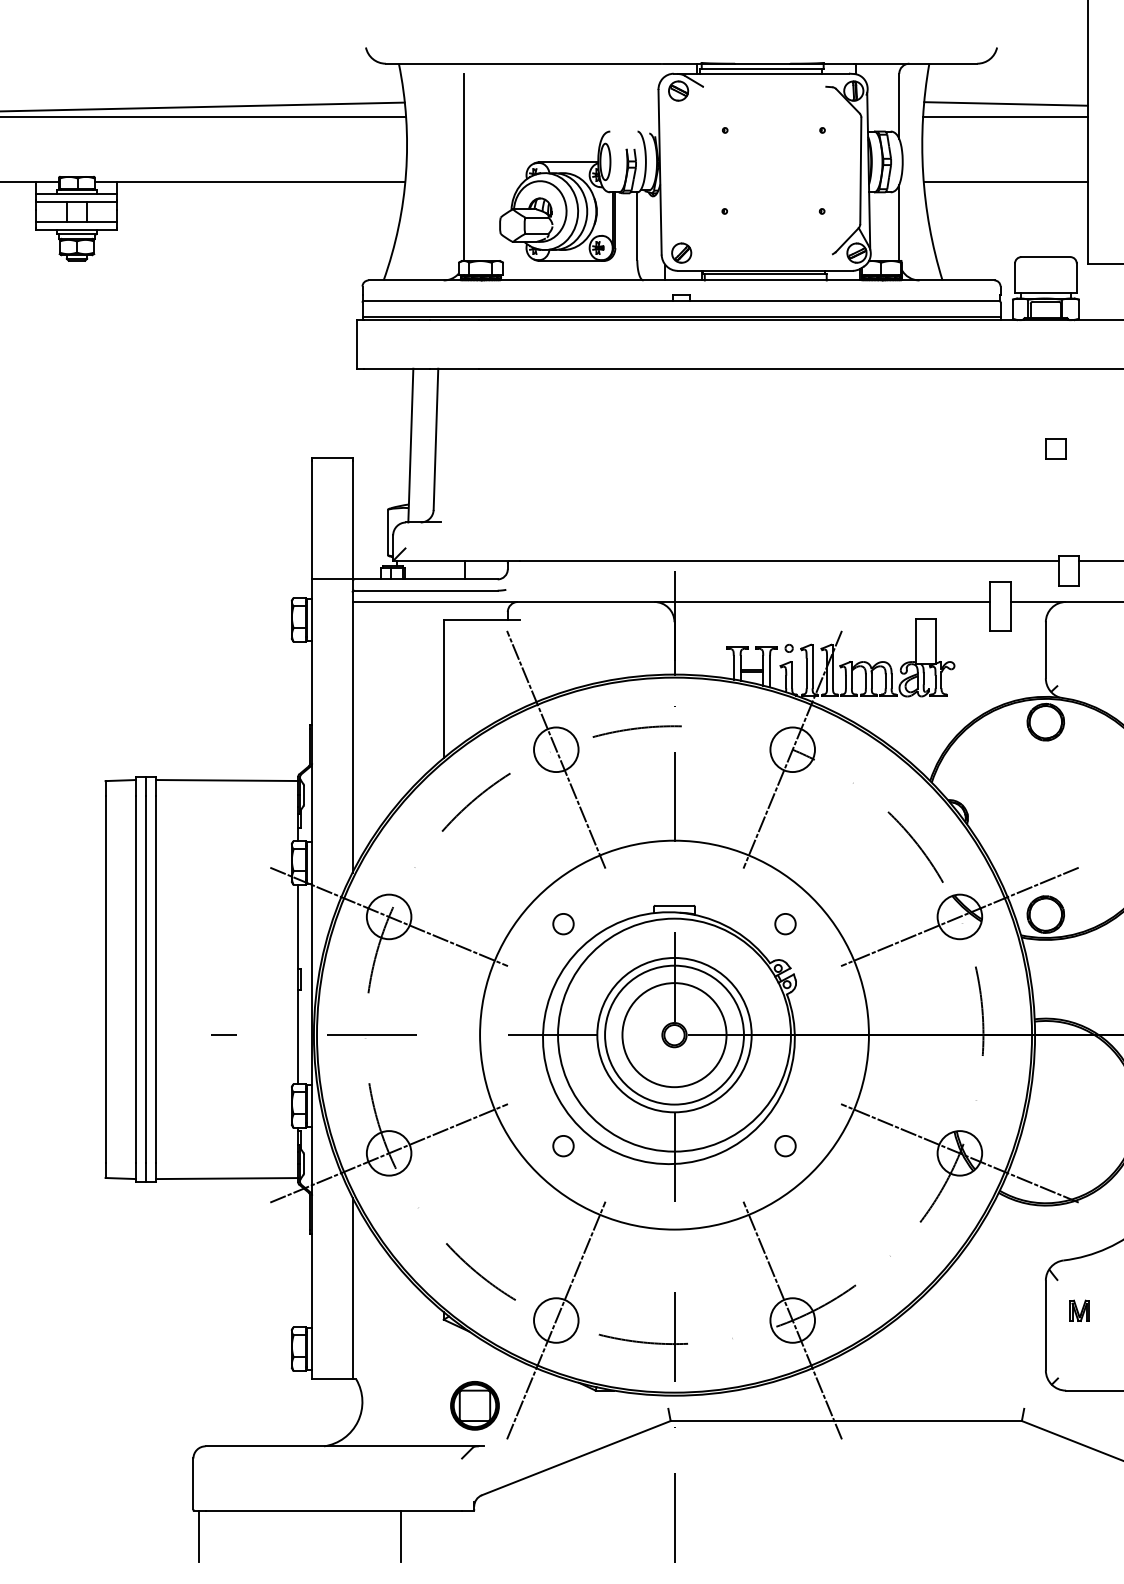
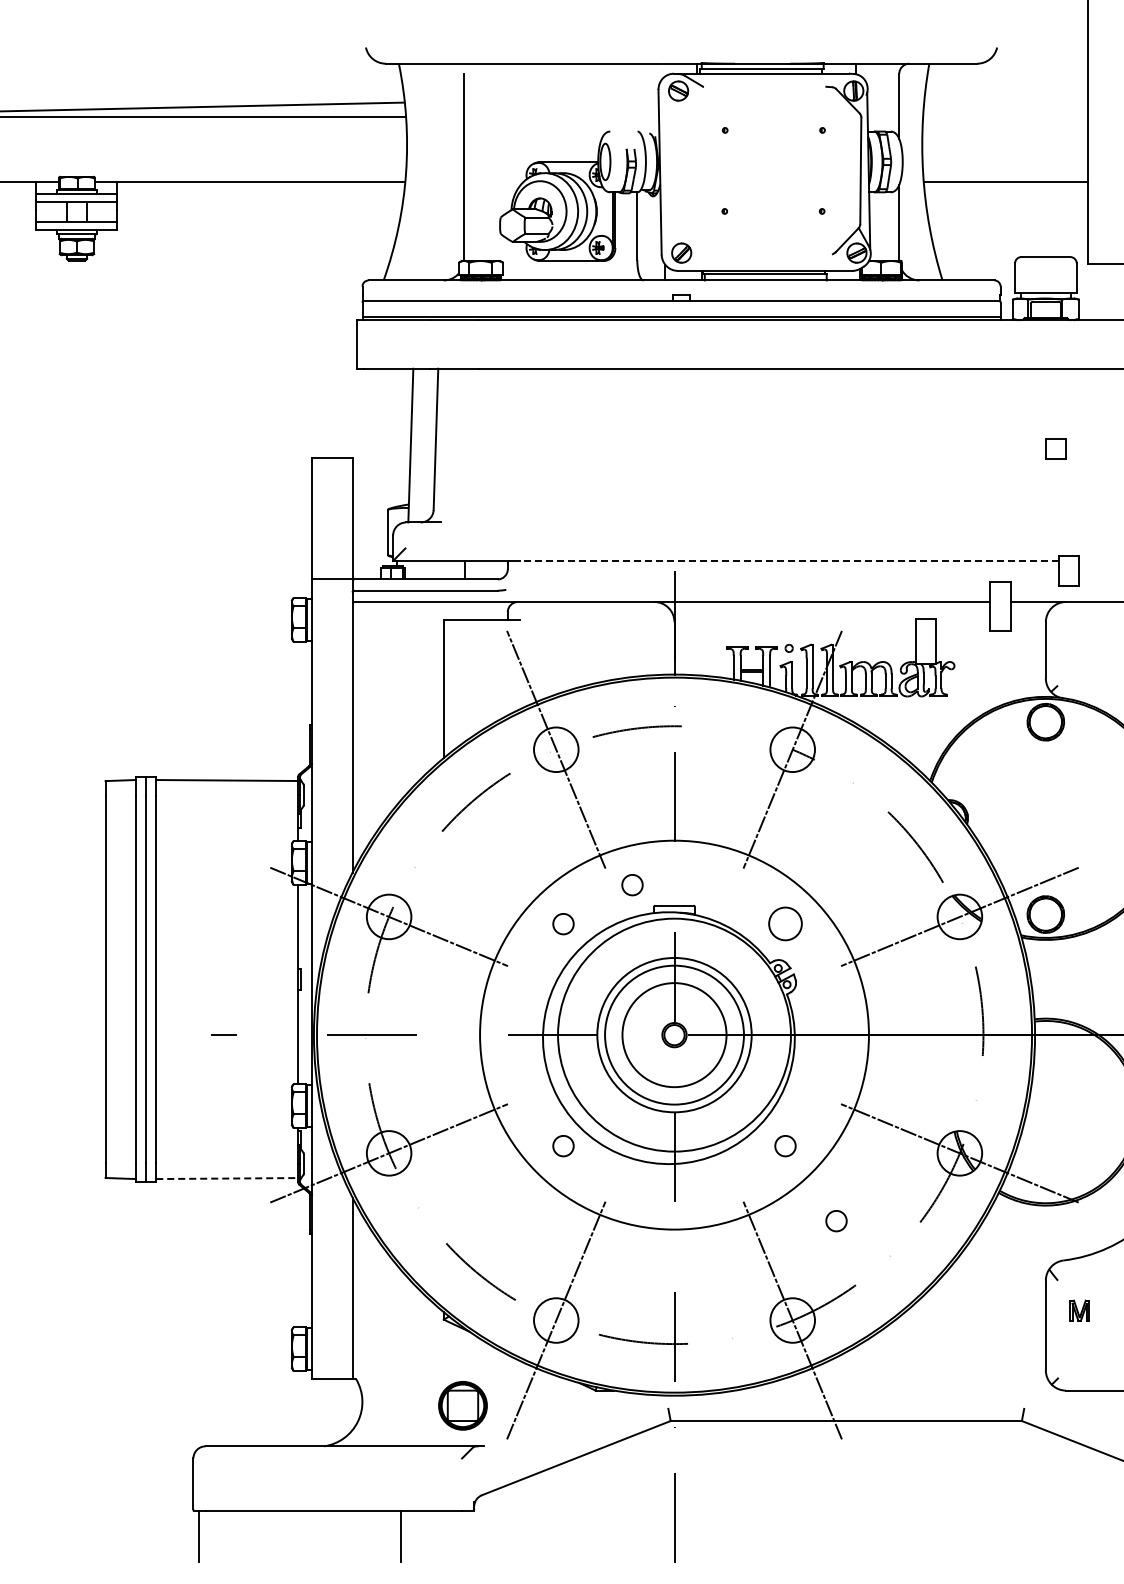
line: present -> none (1005, 103)
line: present -> none (1005, 117)
line: solid -> dashed (788, 561)
line: present -> none (1099, 561)
circle: none -> present (632, 885)
circle size: 23x23 px -> 35x36 px (785, 923)
line: solid -> dashed (227, 1178)
circle: none -> present (836, 1221)
part position: (474, 1405) -> (462, 1405) (462, 1405)
